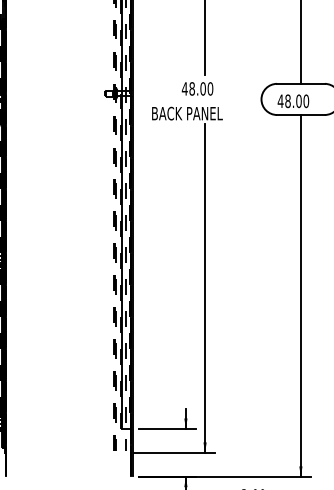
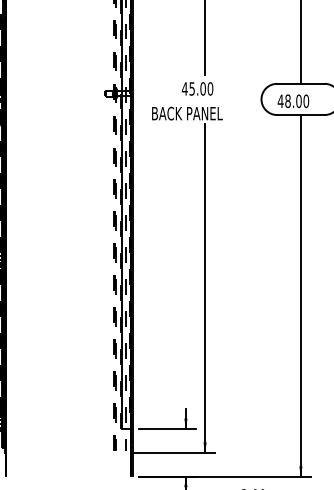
text: 48.00 -> 45.00 (191, 88)
